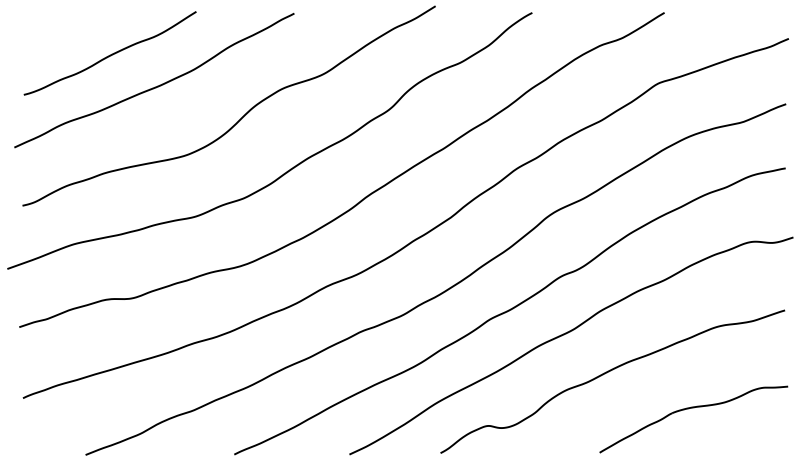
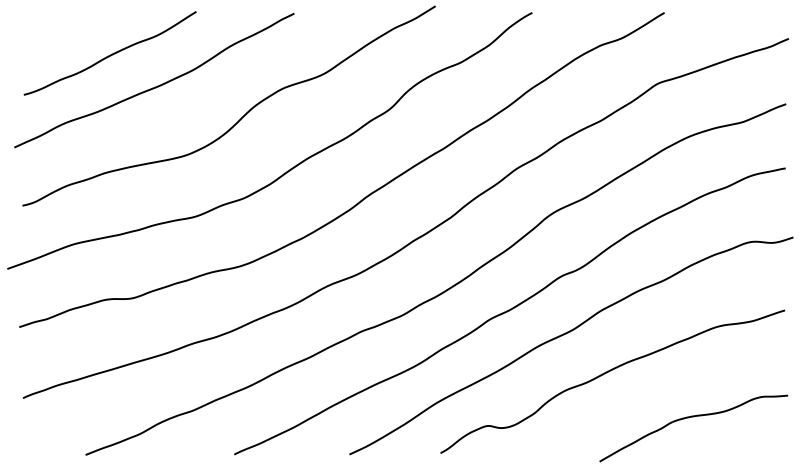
part position: (693, 408) -> (693, 417) (693, 417)
